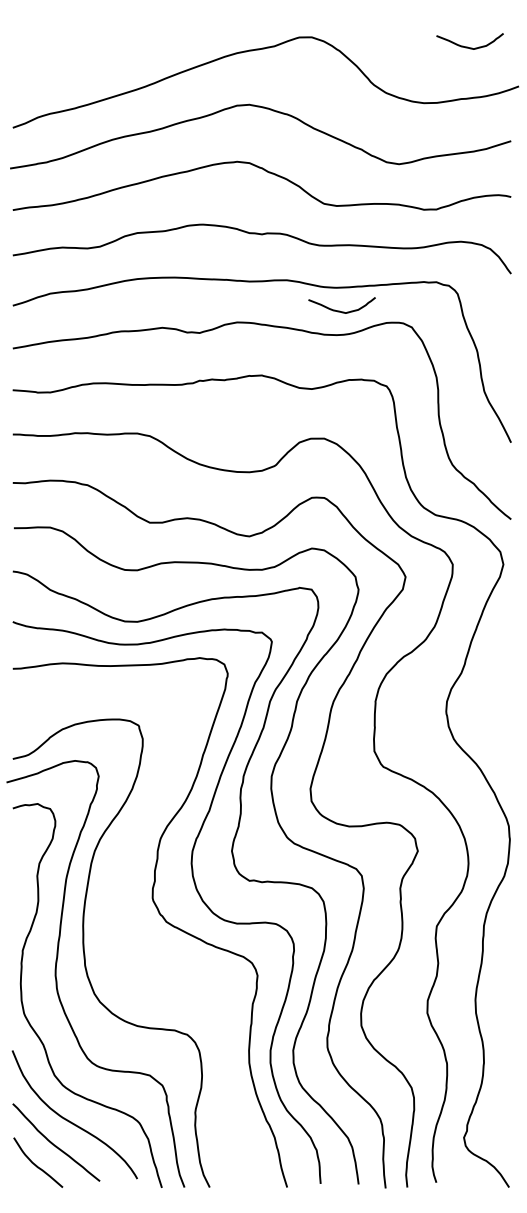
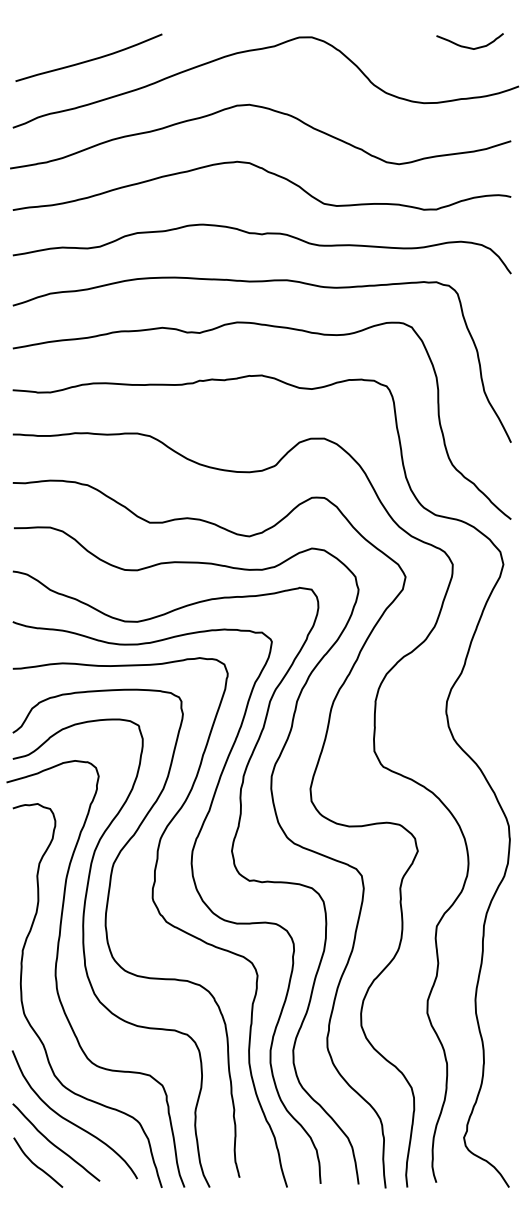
curve: none -> present (89, 59)
curve: present -> none (339, 310)
curve: none -> present (107, 932)
